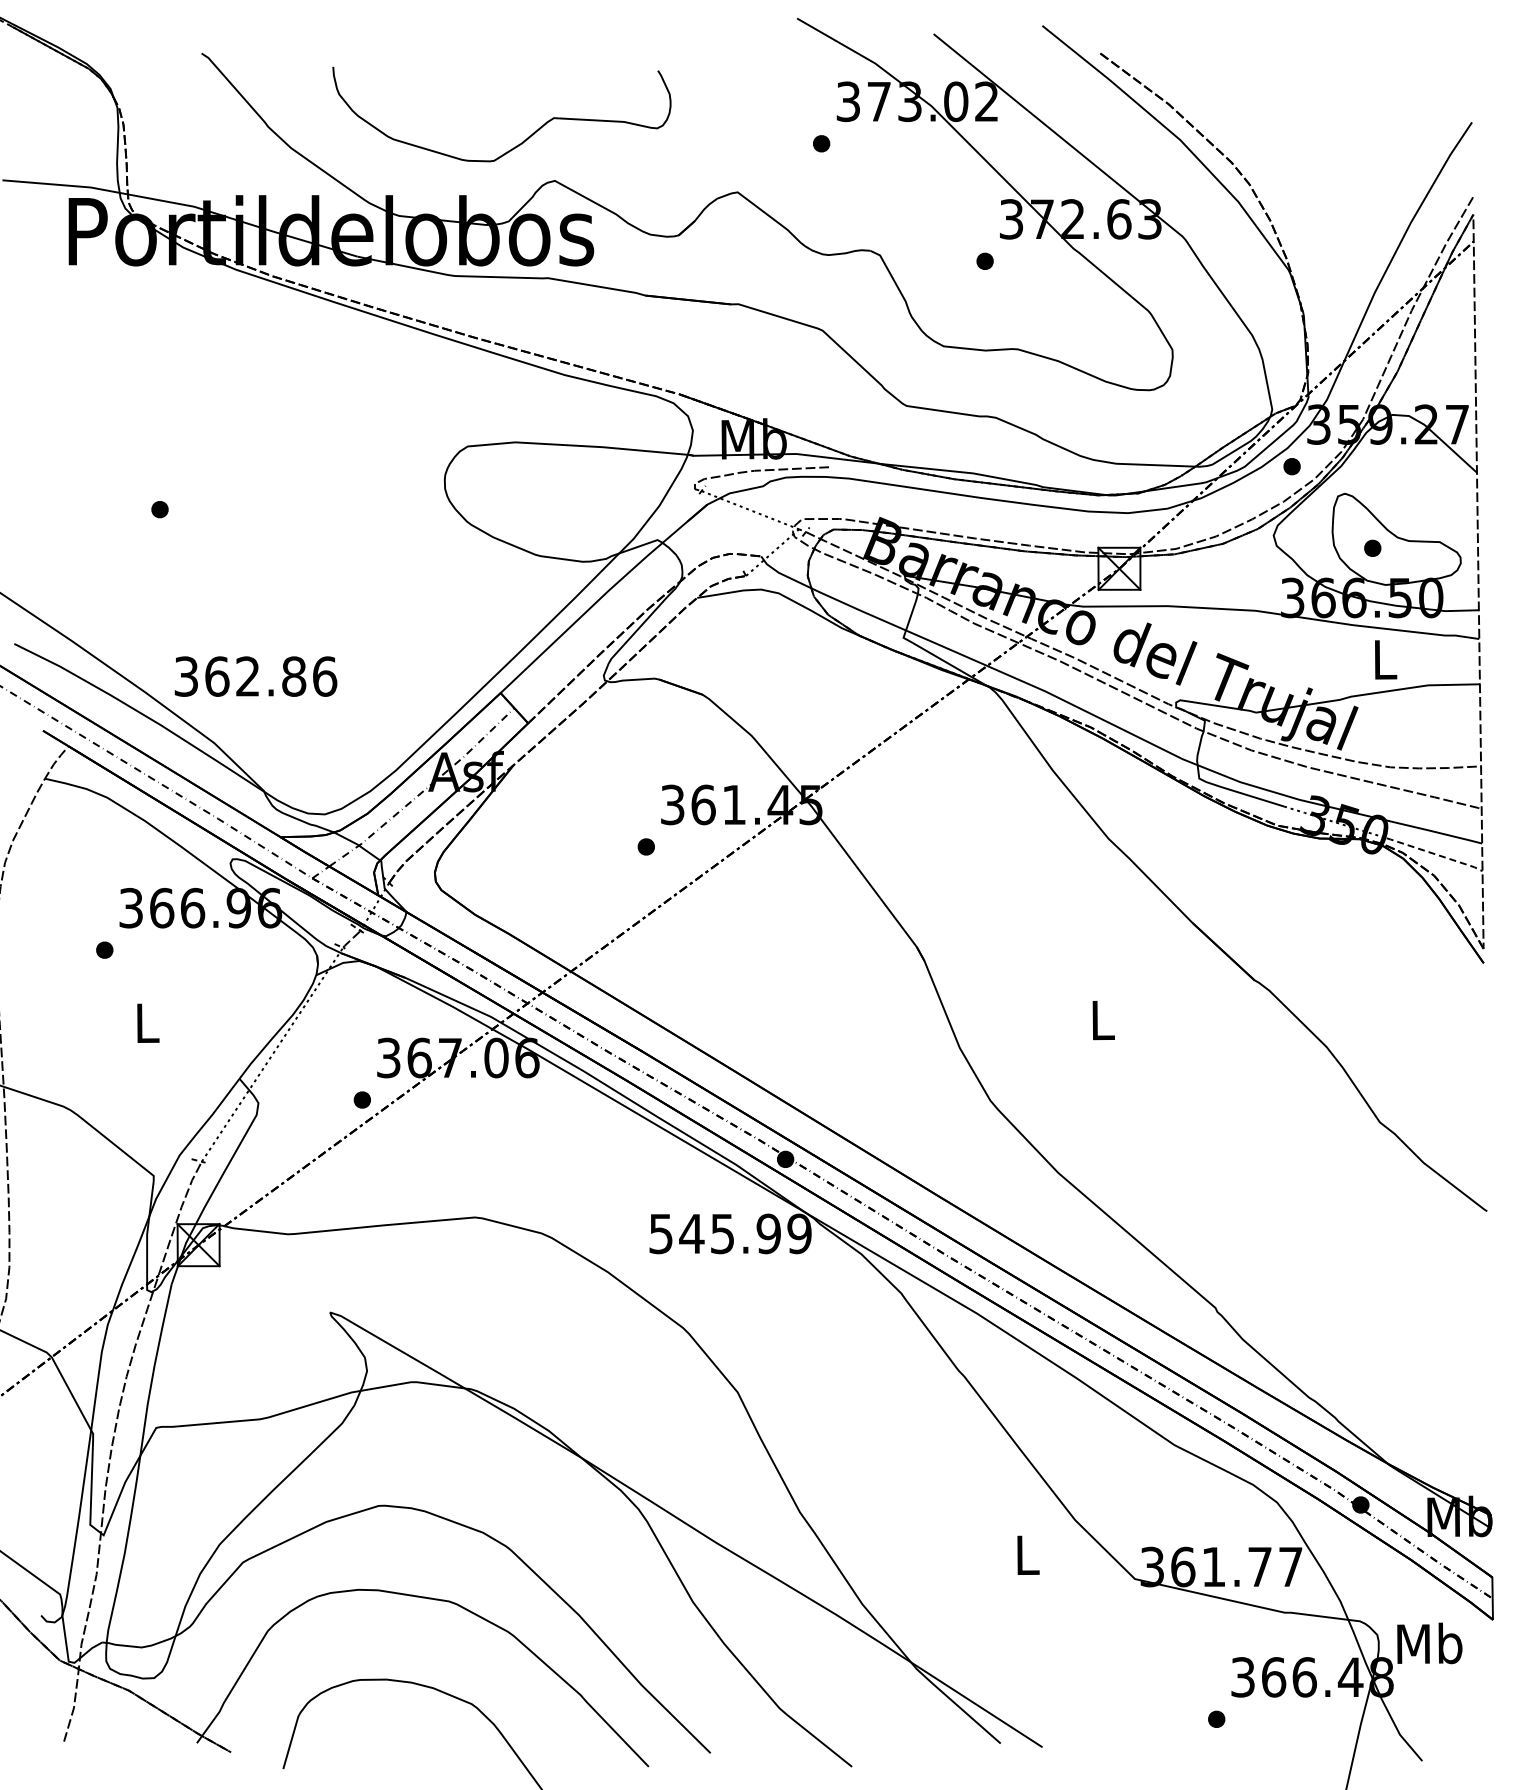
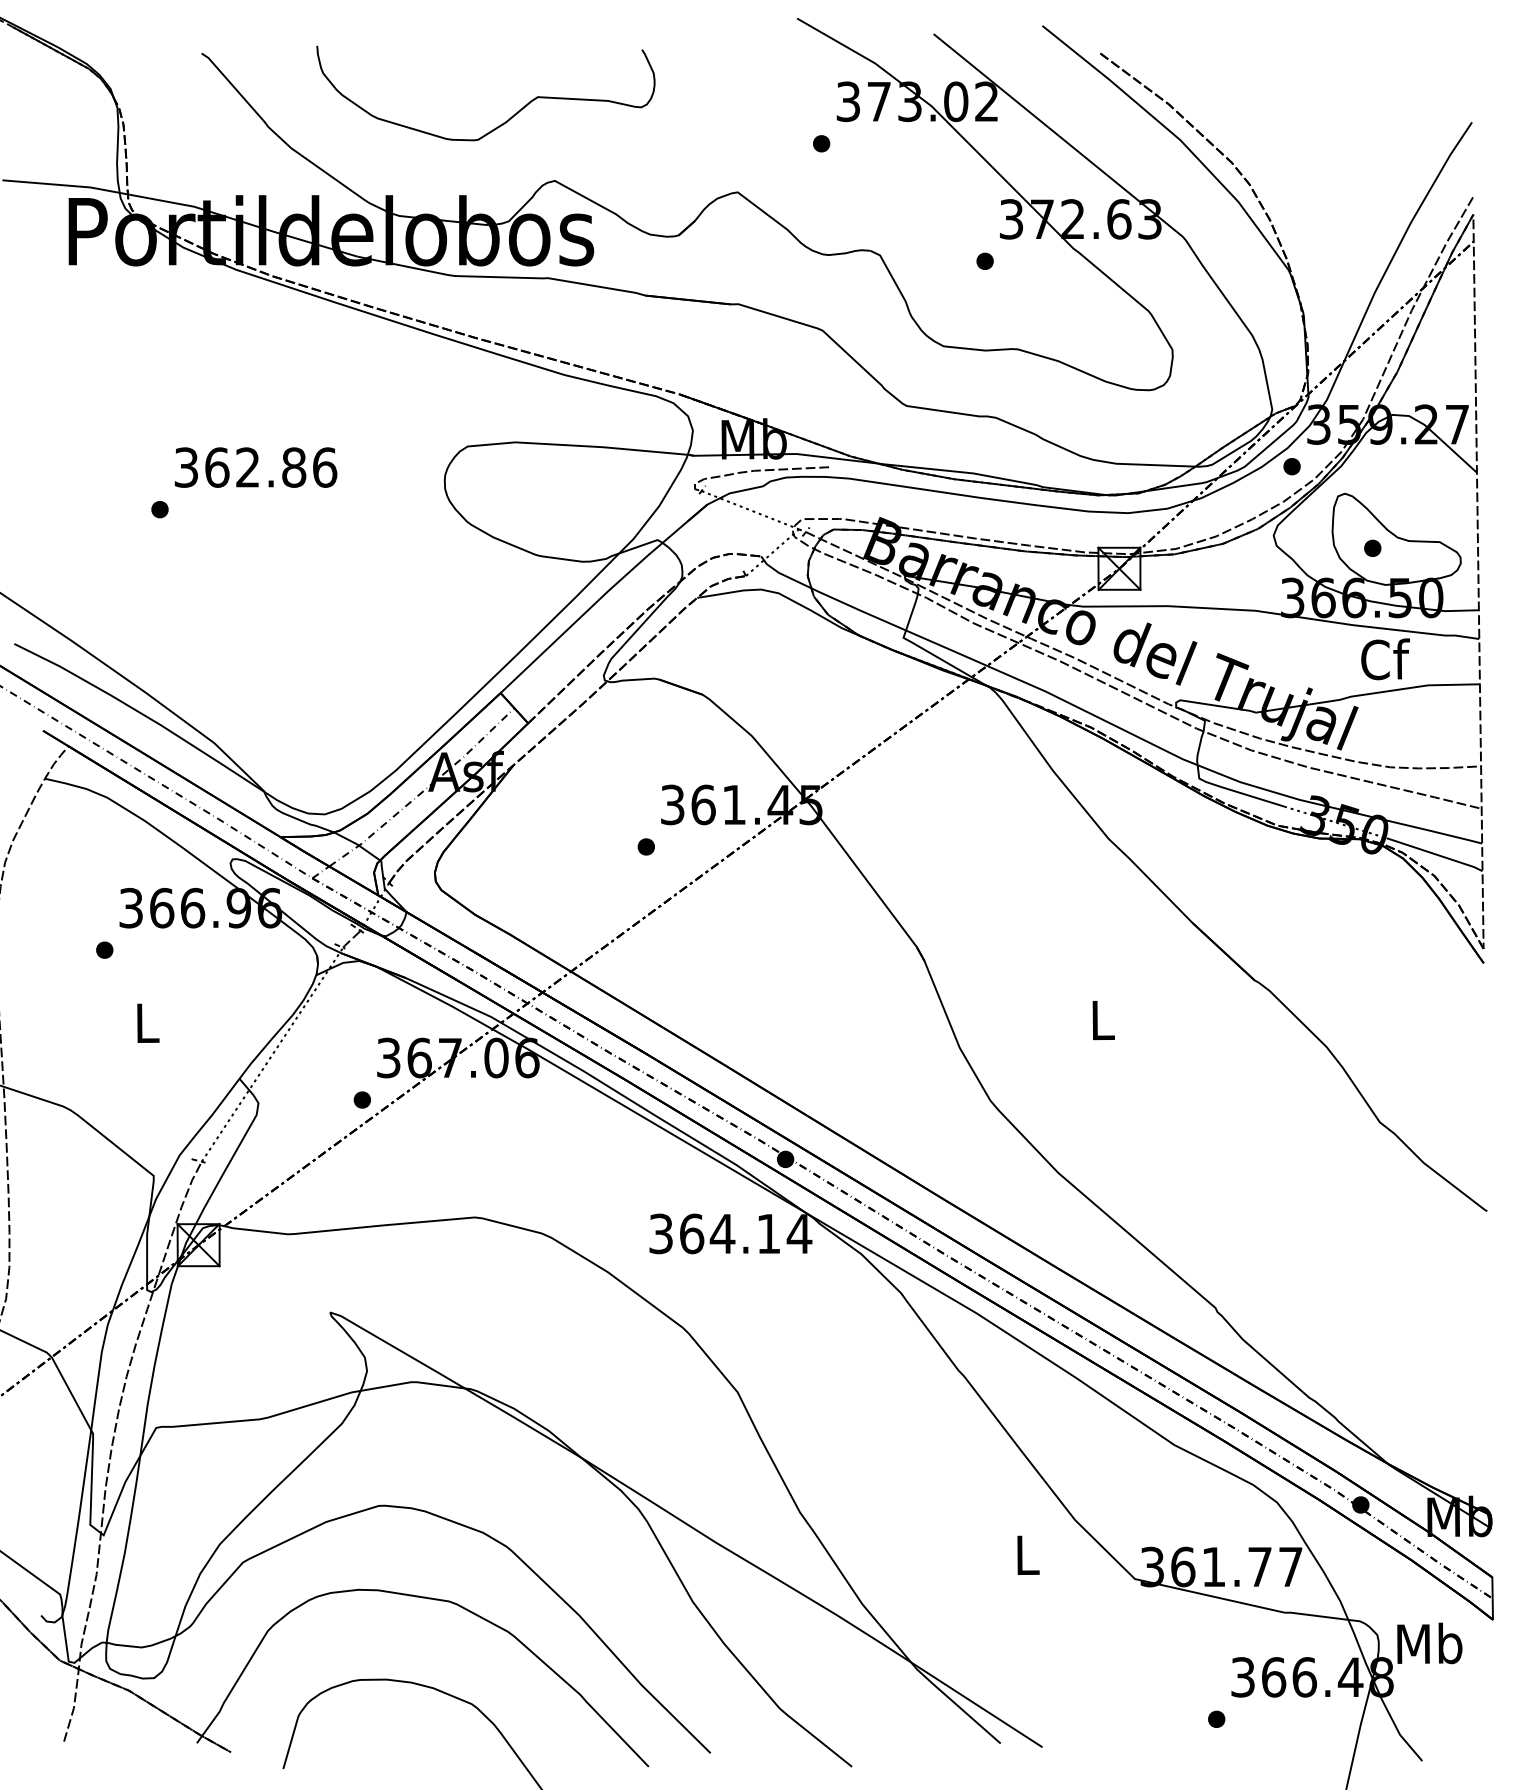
curve position: (523, 140) -> (507, 119) (507, 119)
text: L -> Cf (1385, 659)
text position: (255, 676) -> (255, 467) (255, 467)
line: dashed -> solid (1434, 854)
text: 545.99 -> 364.14 (731, 1233)
